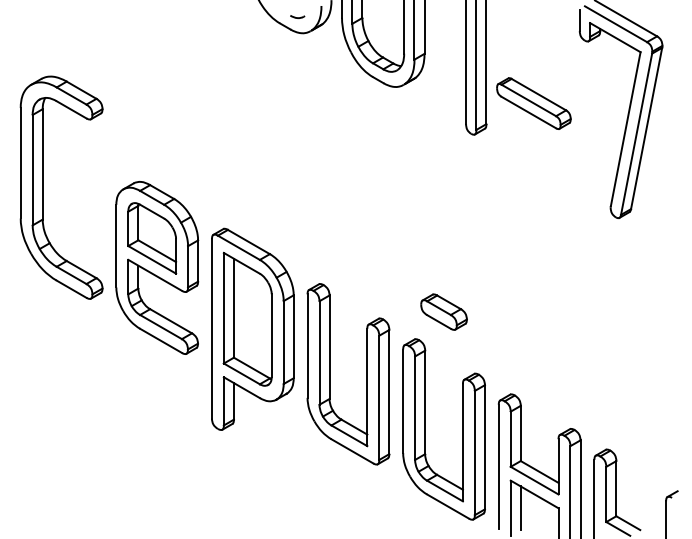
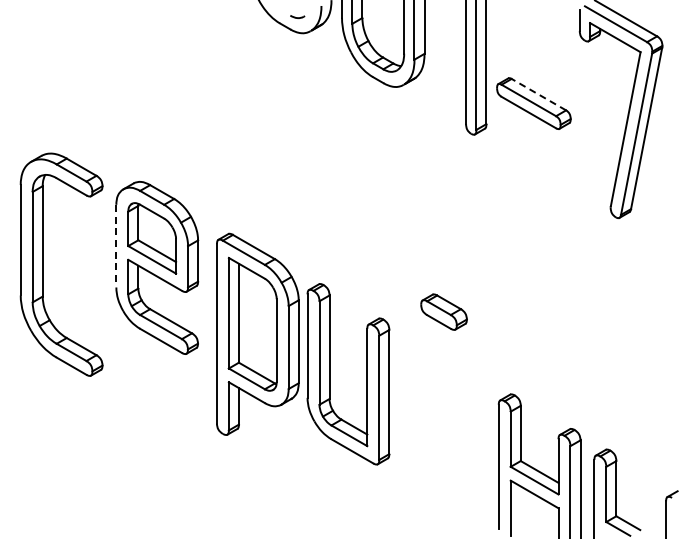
line: solid -> dashed (538, 94)
part position: (43, 187) -> (43, 264) (43, 264)
line: solid -> dashed (116, 246)
part position: (252, 328) -> (257, 333) (257, 333)
part: present -> none (425, 429)
line: present -> none (520, 508)
